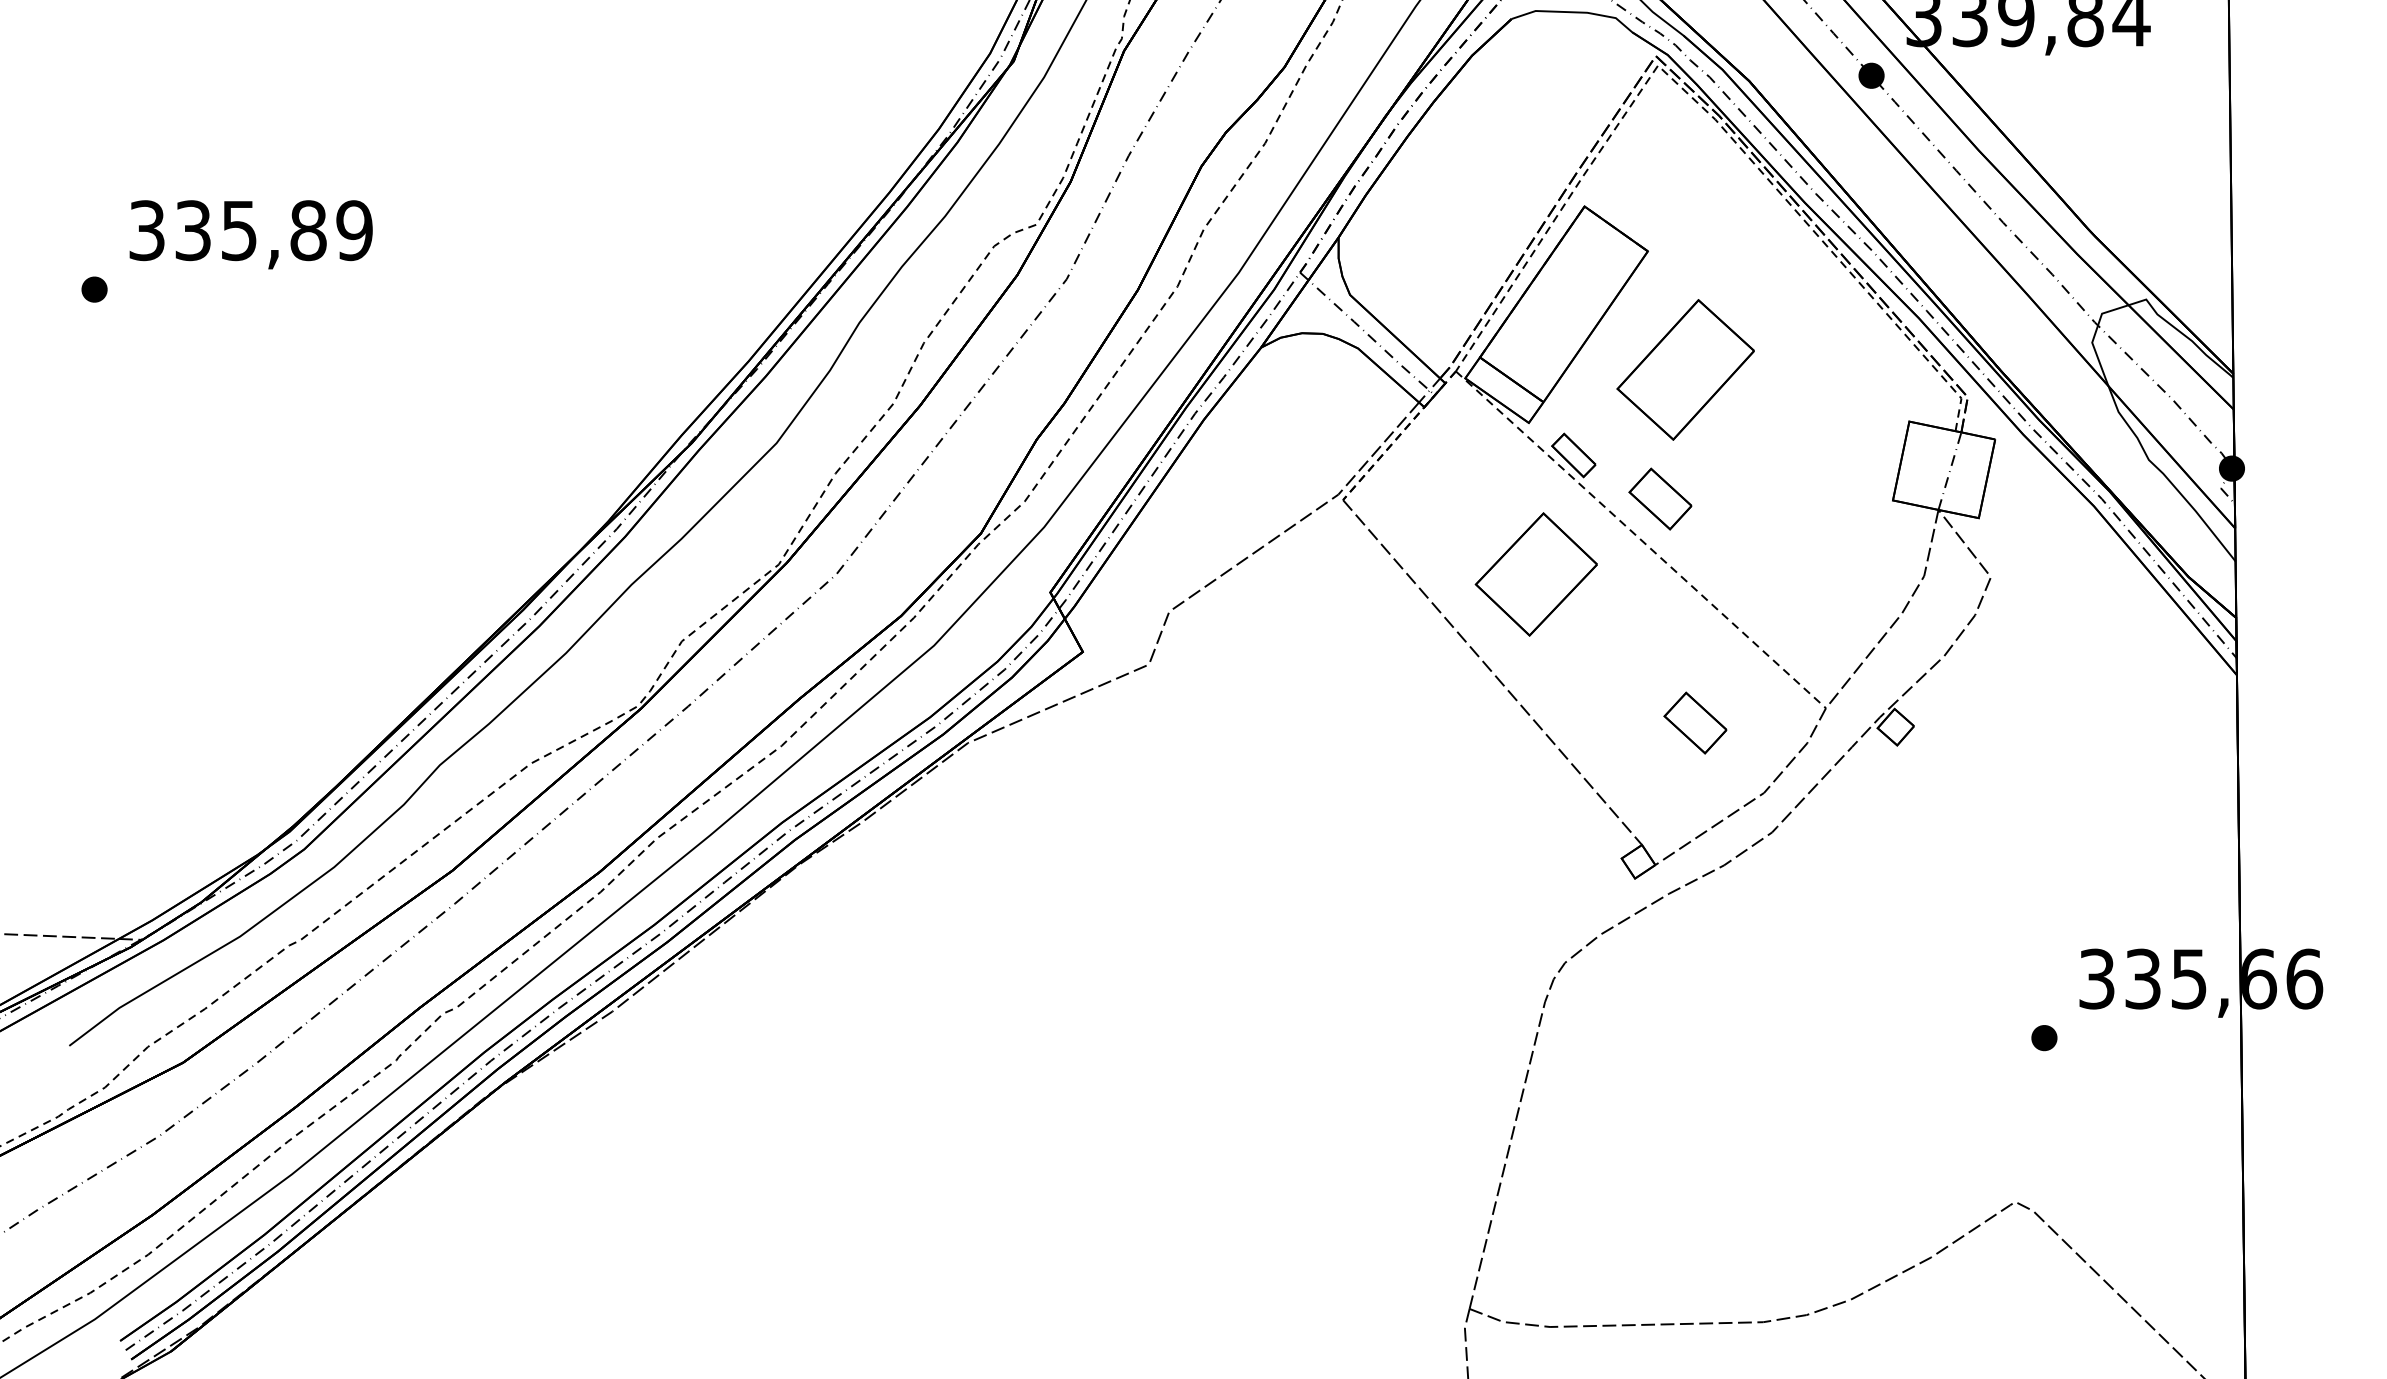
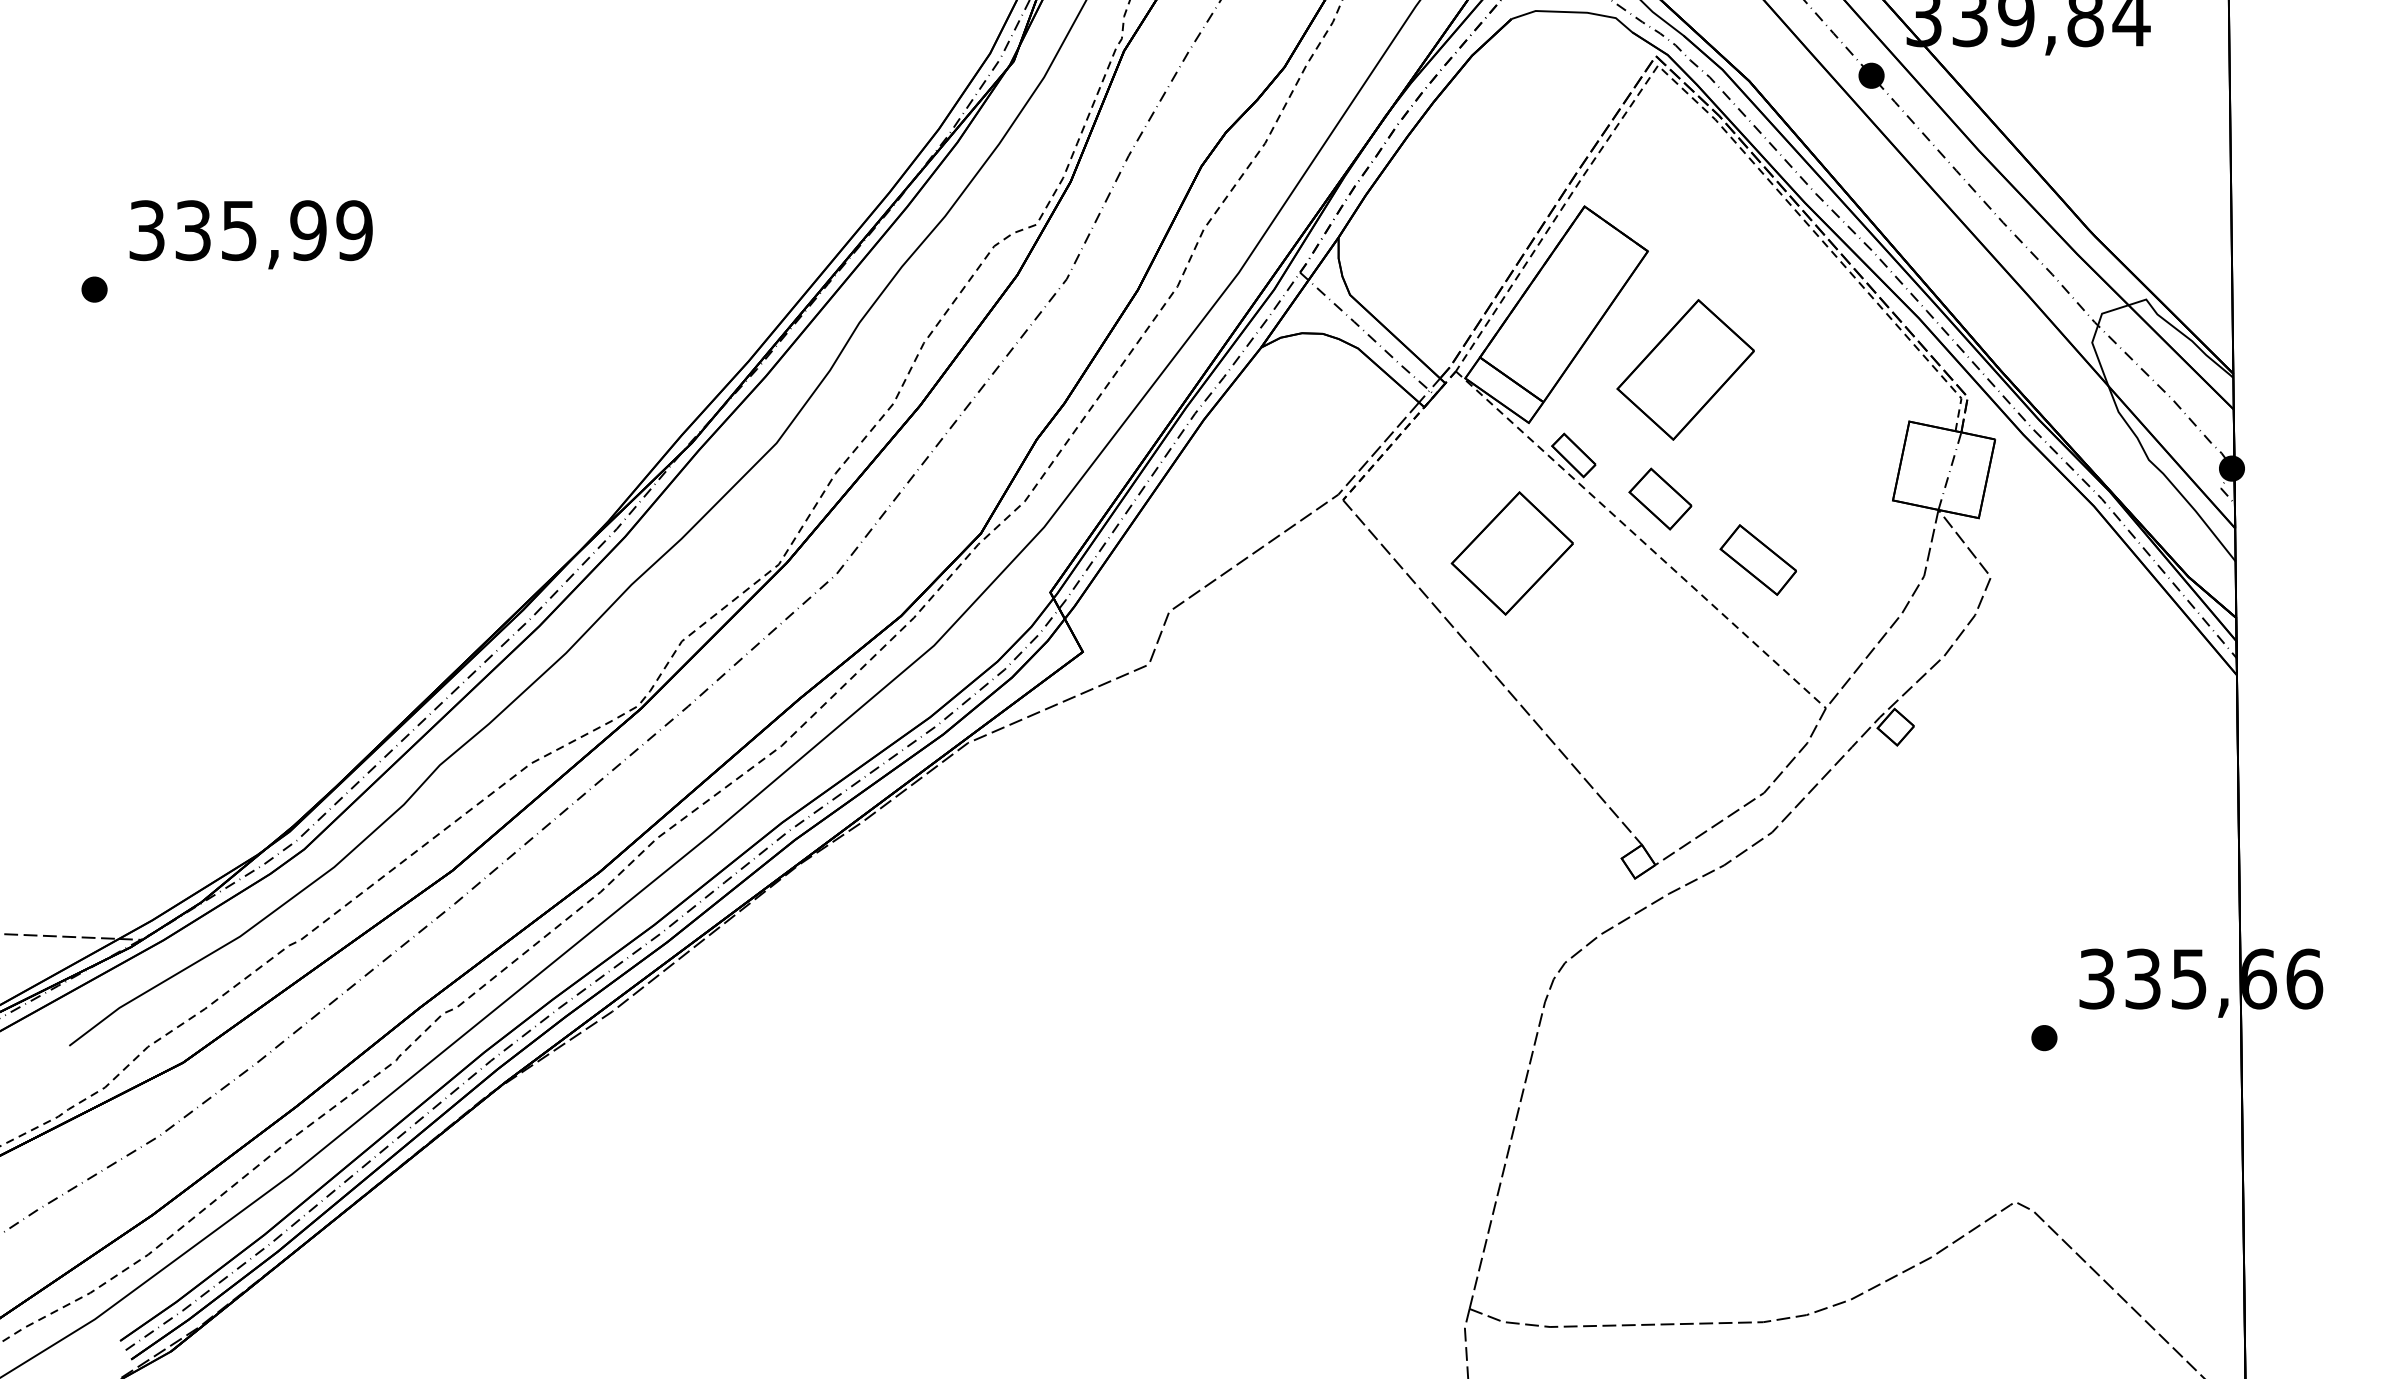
text: 335,89 -> 335,99 (308, 230)
part: none -> present (1757, 559)
part position: (1535, 574) -> (1511, 553) (1511, 553)
part: present -> none (1695, 722)
